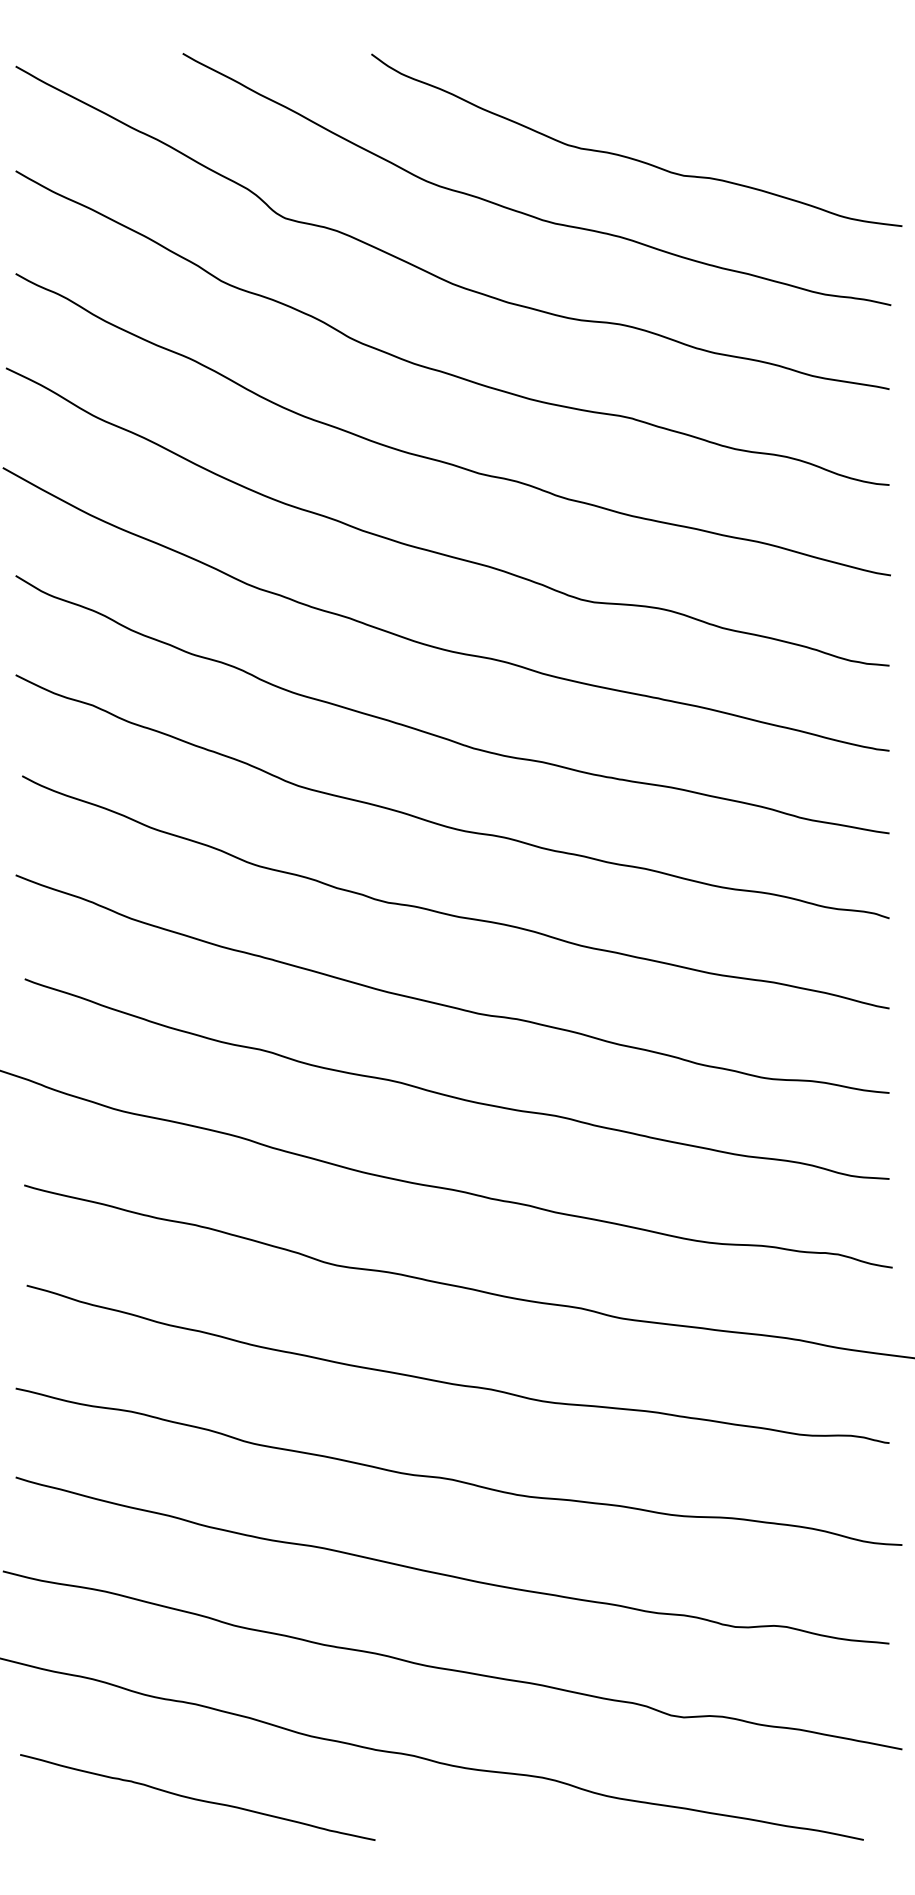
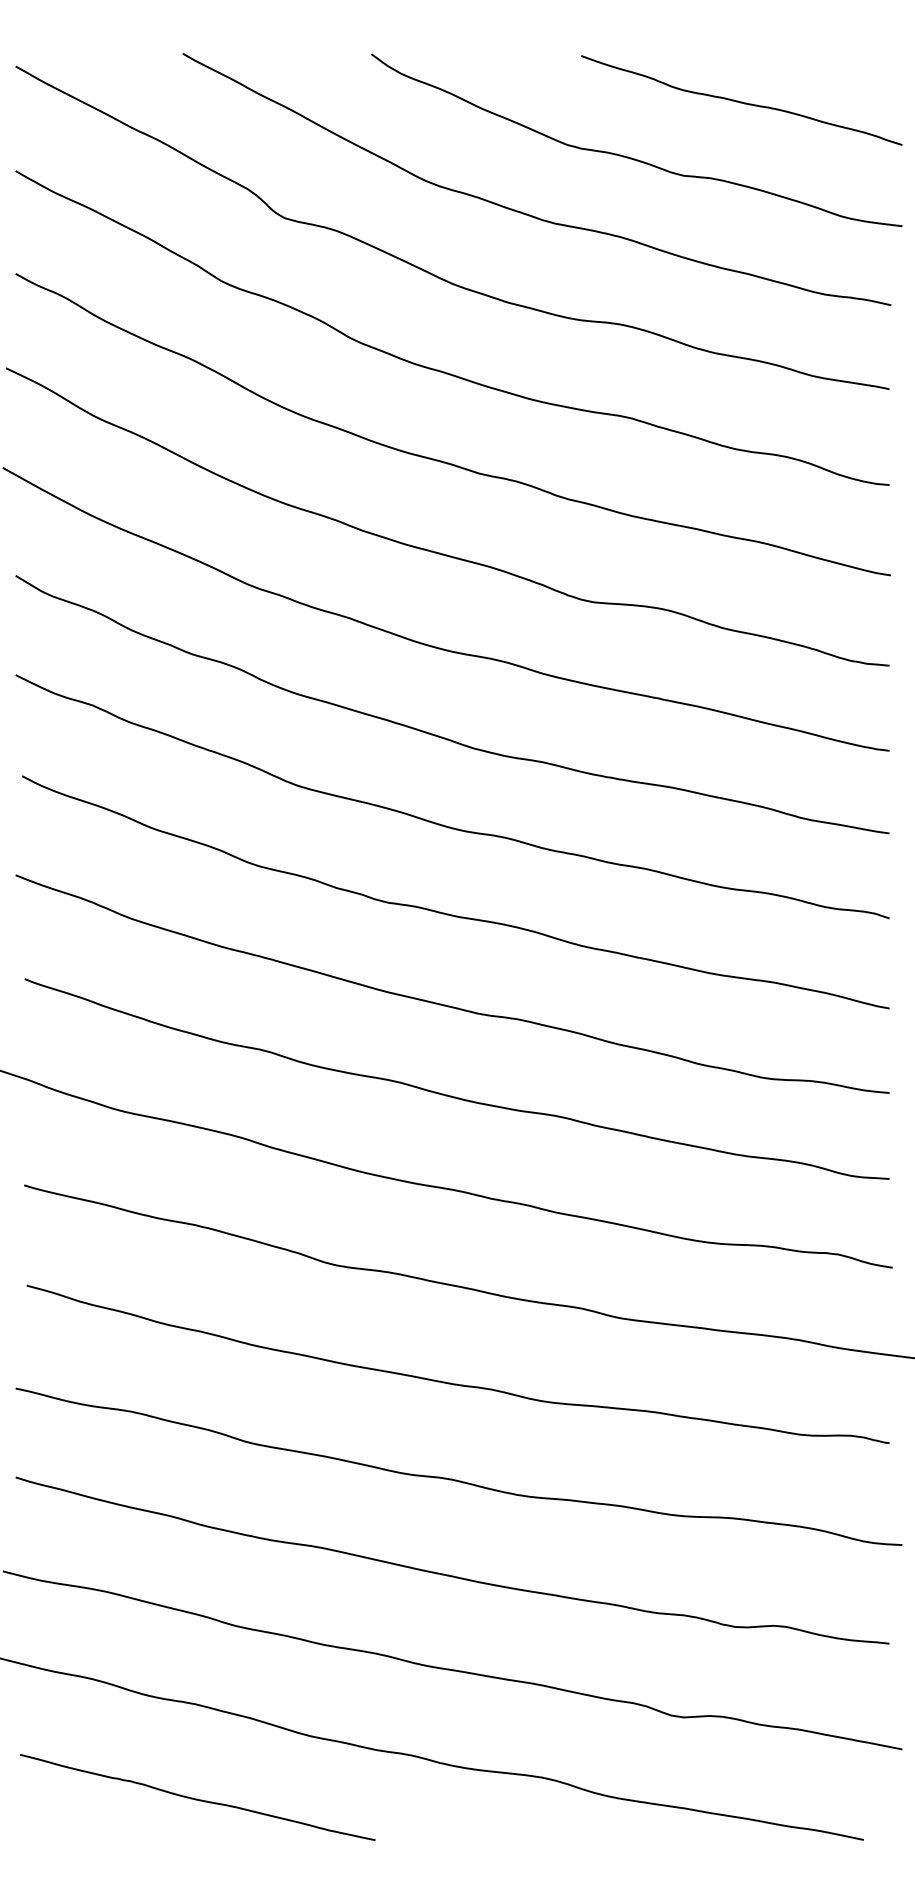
curve: none -> present (741, 101)
